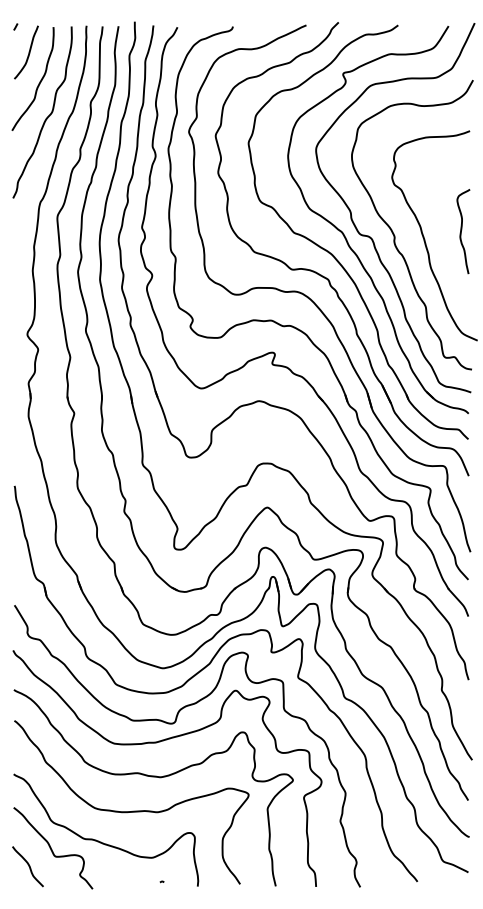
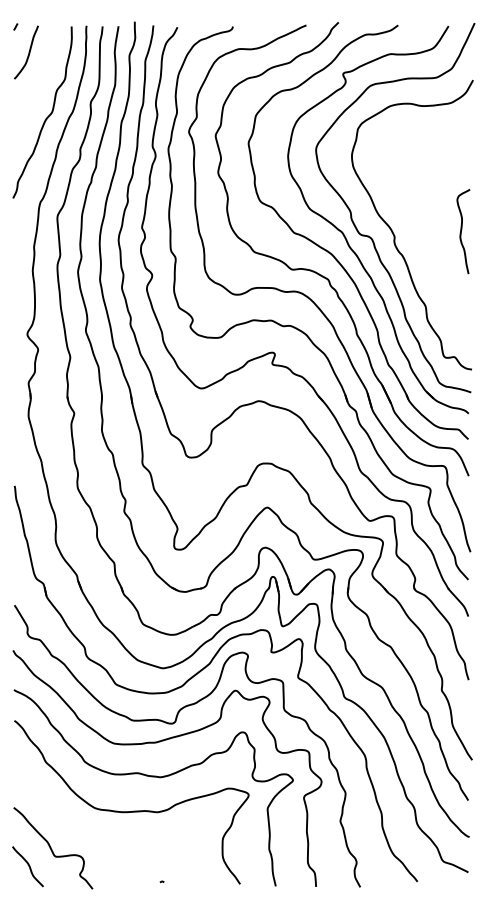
curve: present -> none (39, 81)
curve: present -> none (425, 239)
curve: present -> none (101, 841)
